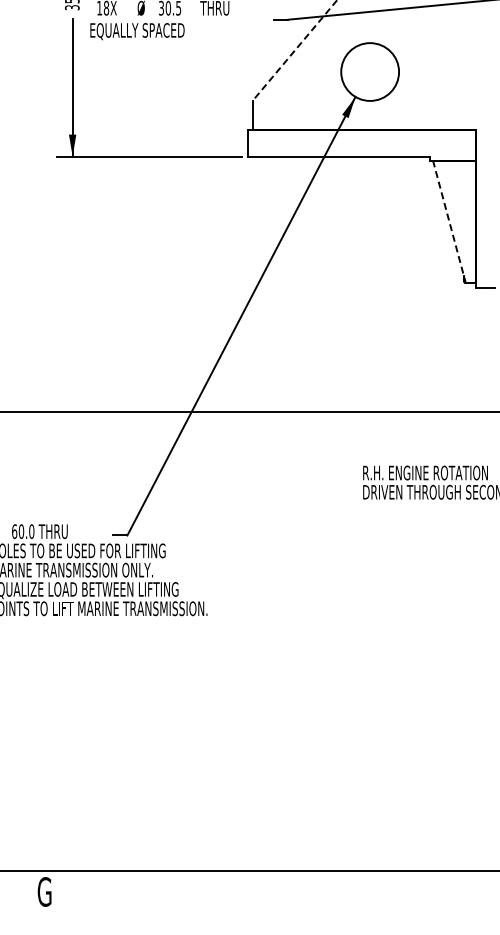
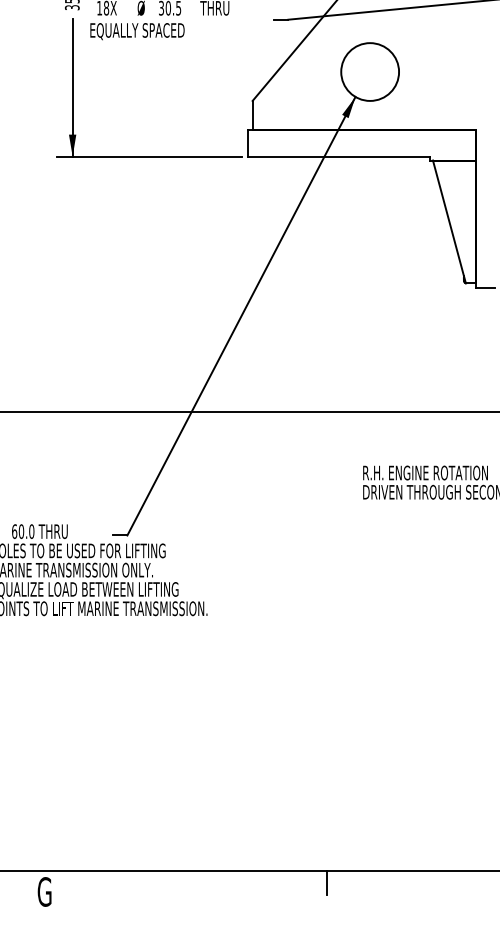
line: dashed -> solid (294, 50)
line: dashed -> solid (449, 221)
line: none -> present (326, 883)
